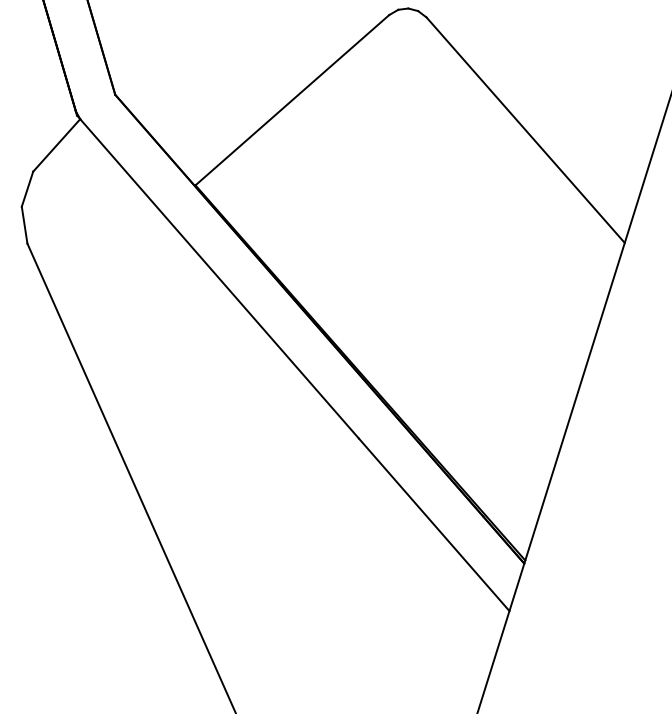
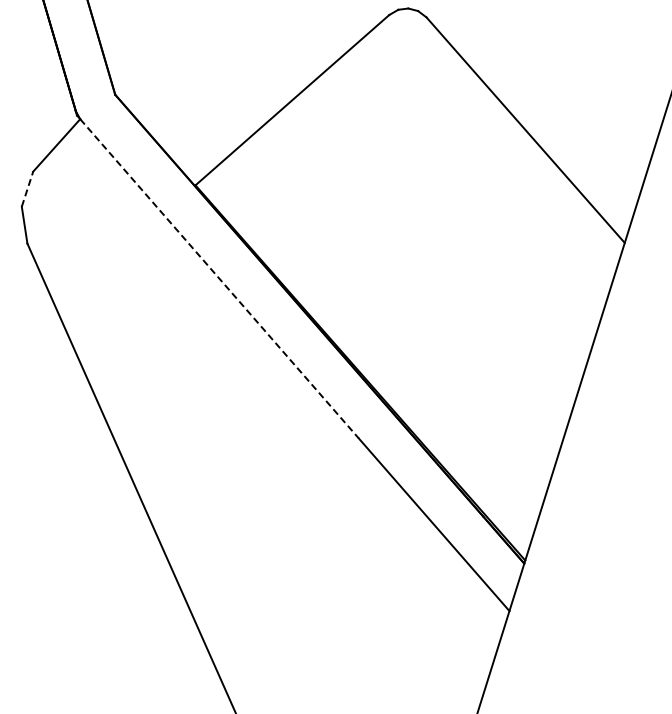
line: solid -> dashed (27, 188)
line: solid -> dashed (219, 278)
